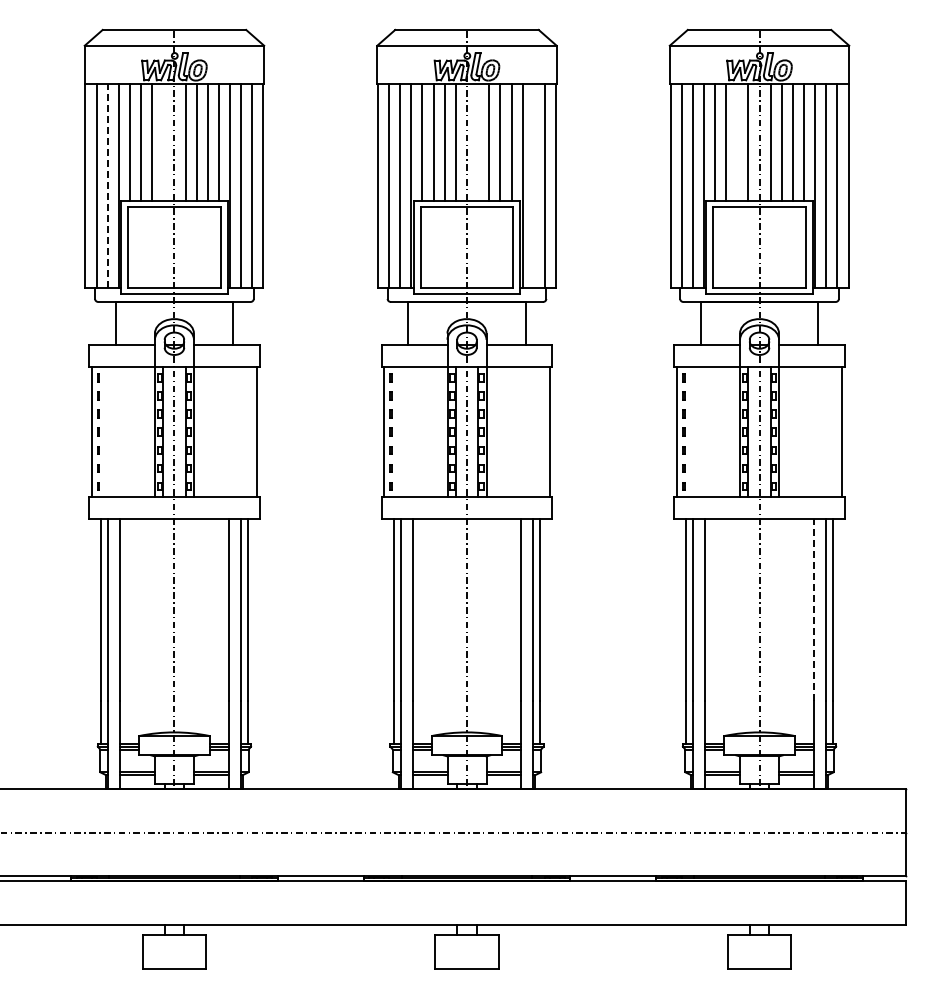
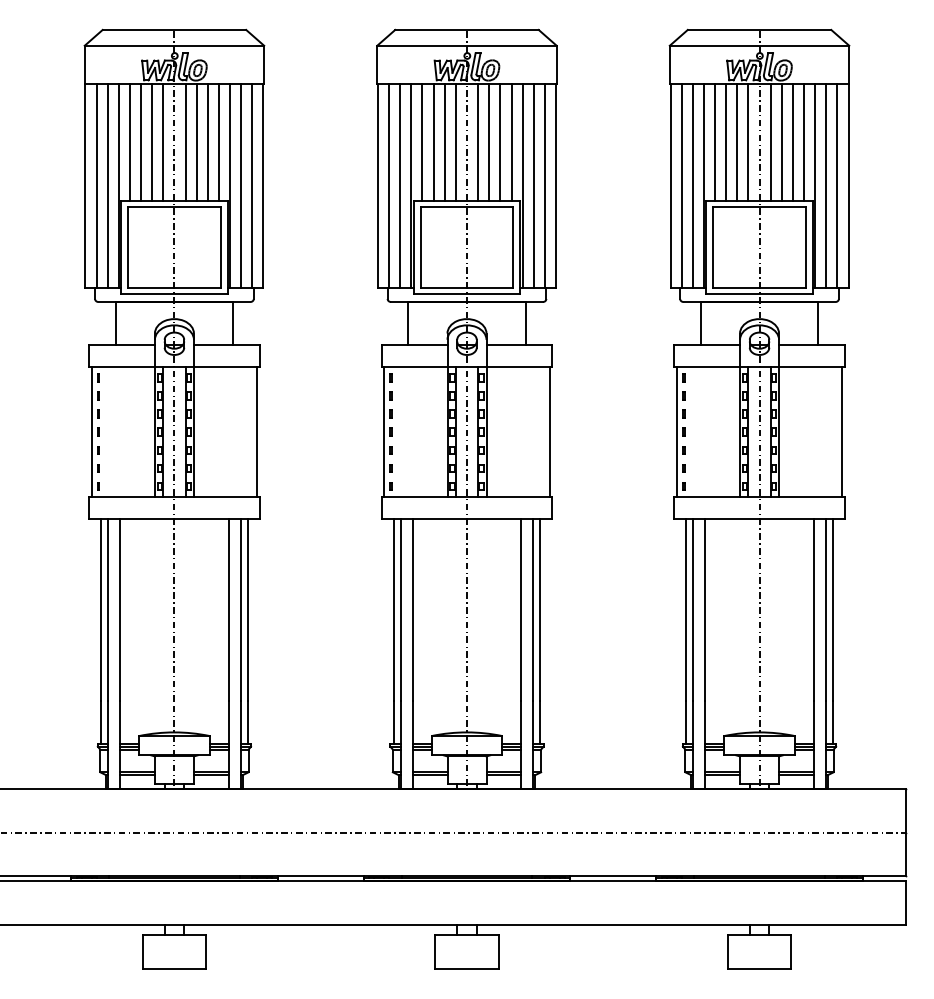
line: none -> present (163, 142)
line: none -> present (478, 142)
line: none -> present (737, 142)
line: dashed -> solid (107, 185)
line: none -> present (533, 186)
line: dashed -> solid (814, 609)
